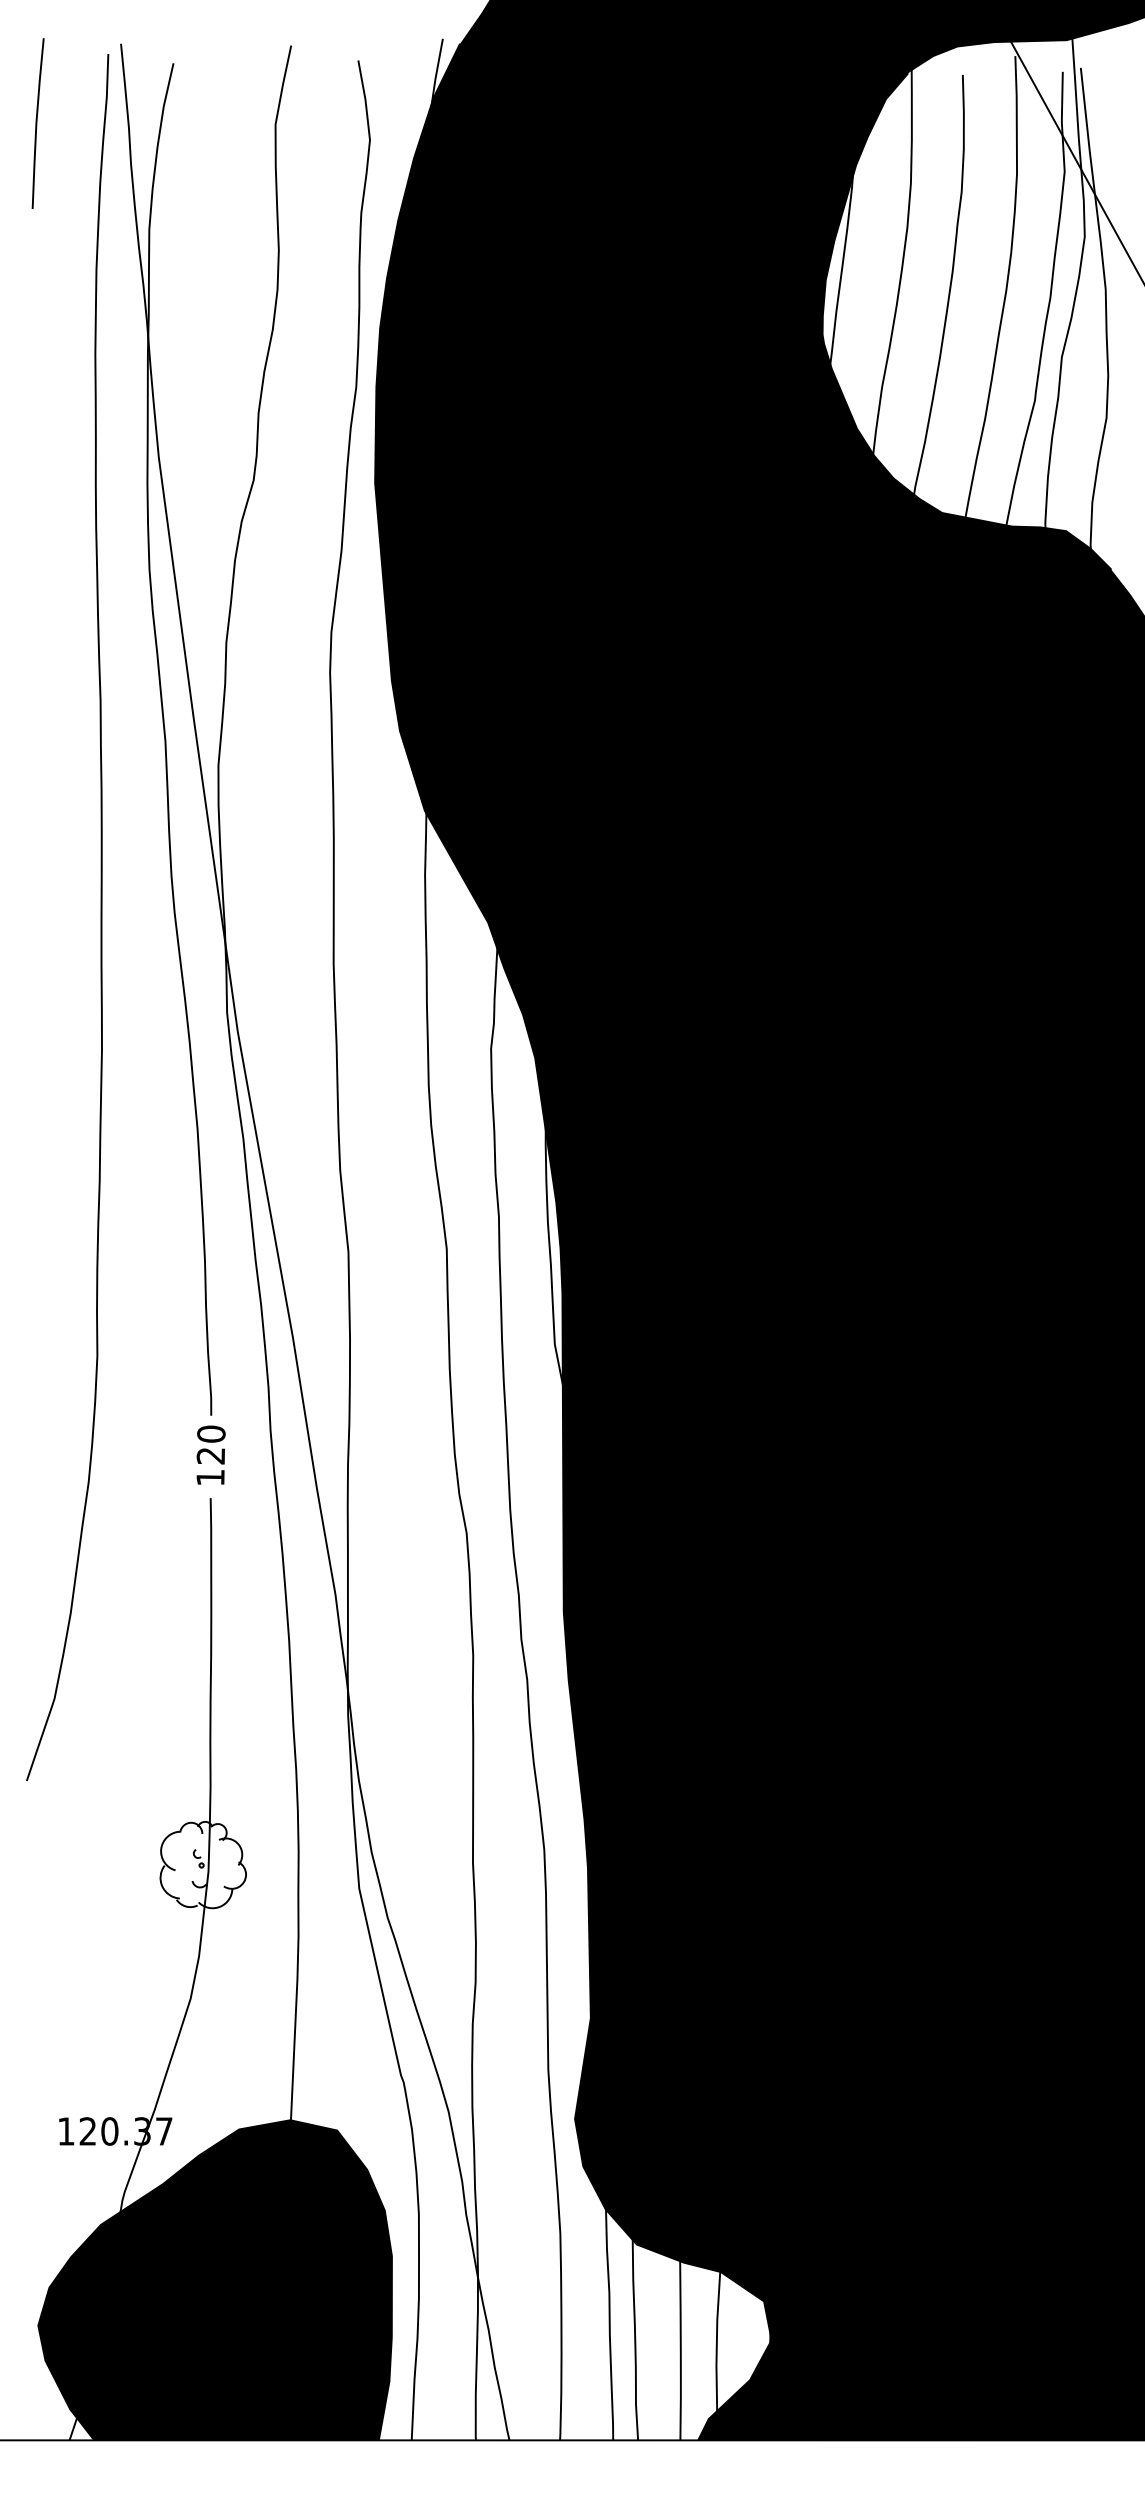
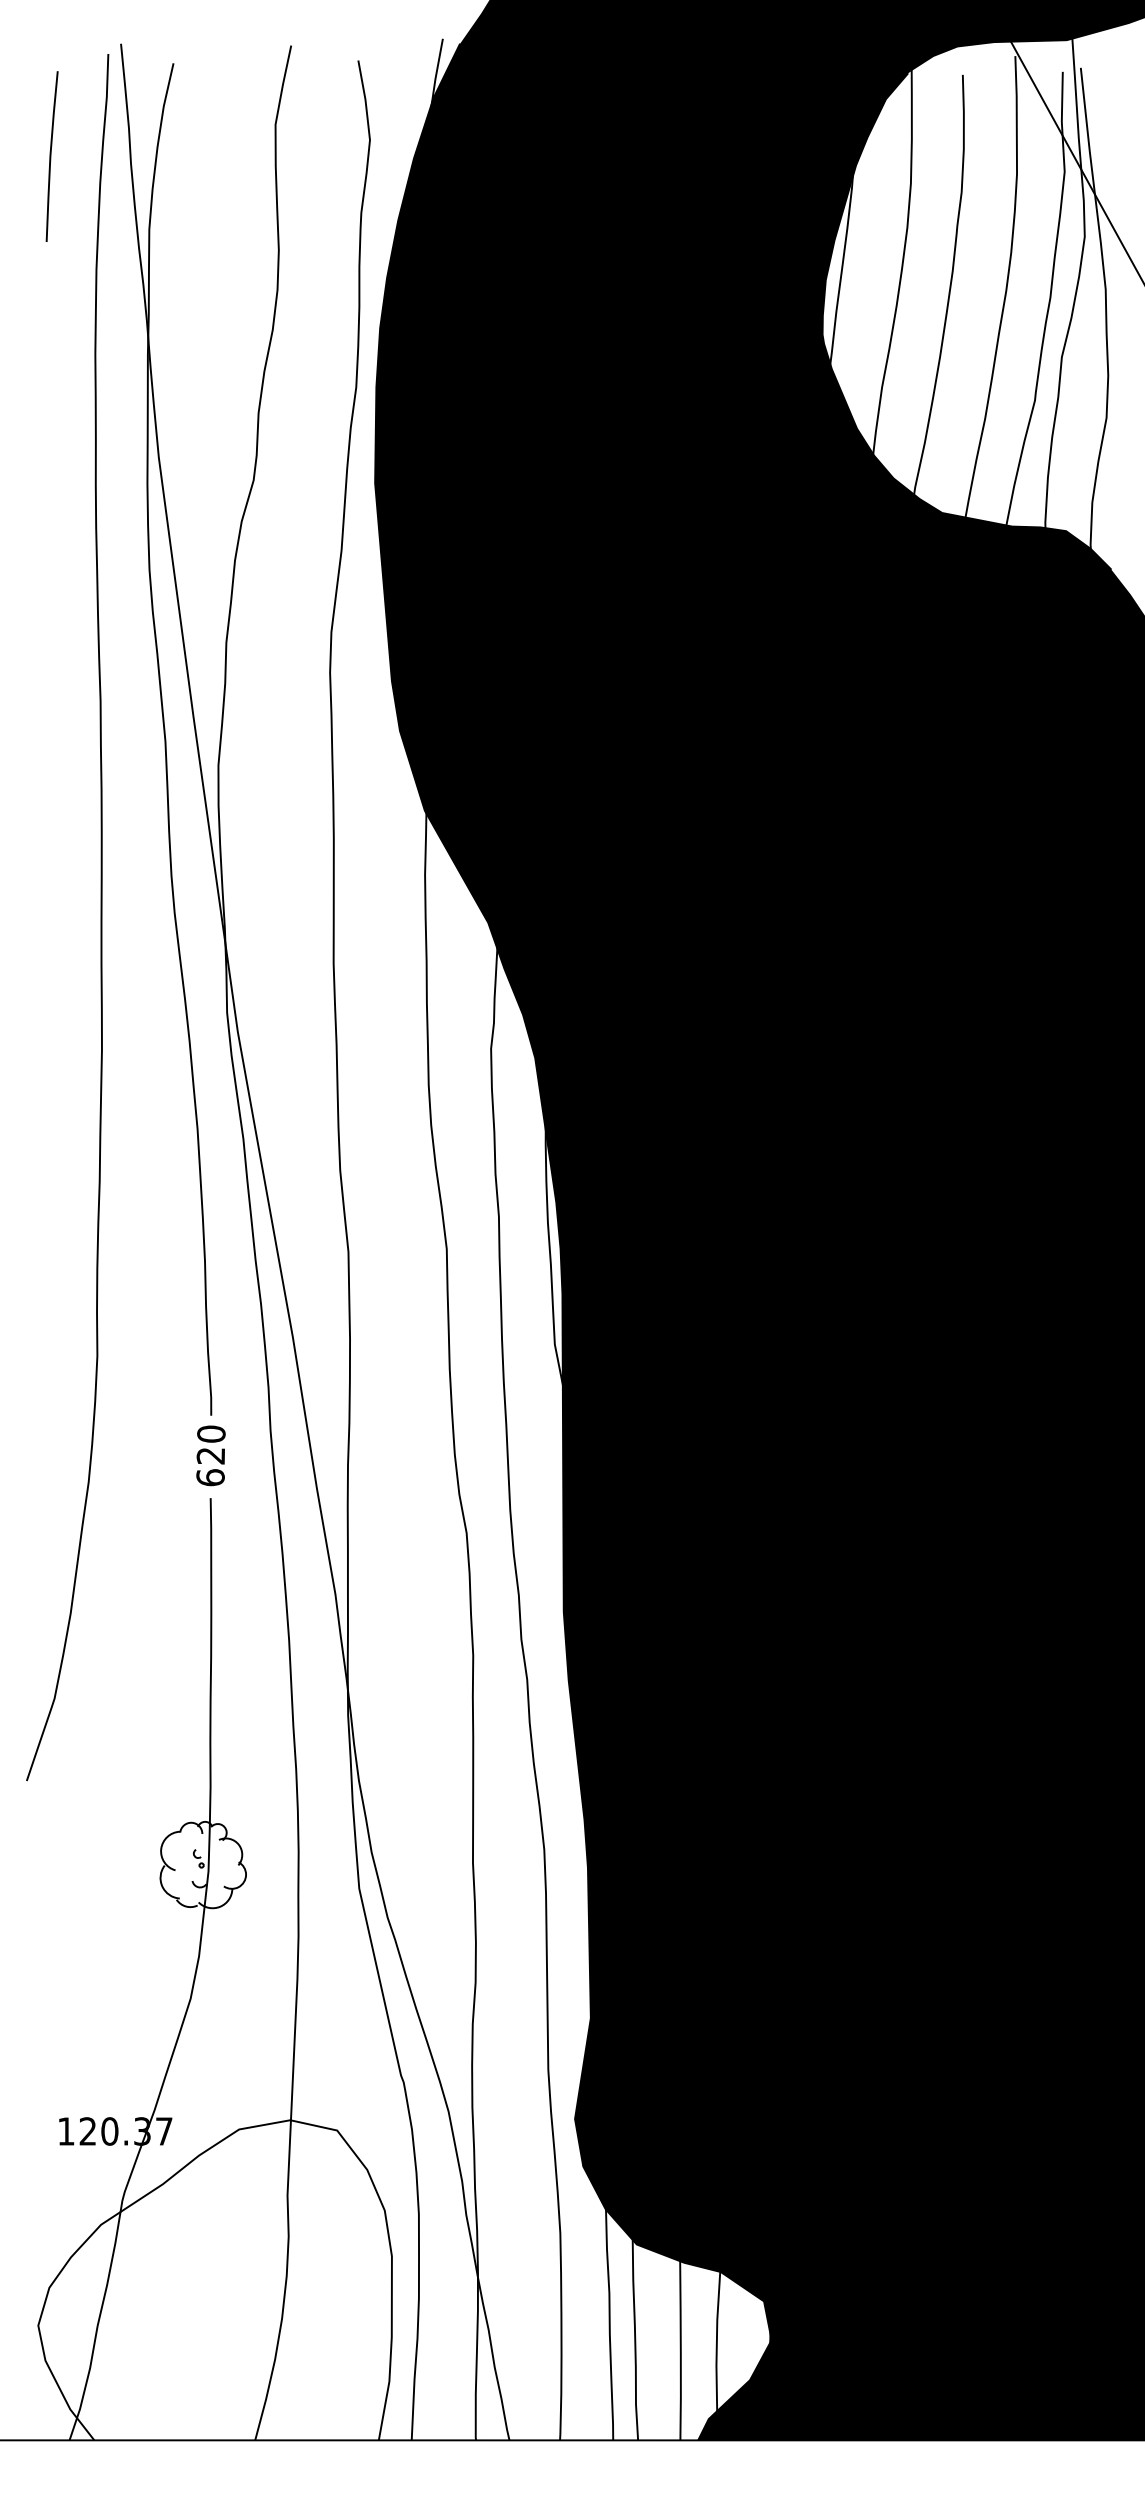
line position: (37, 123) -> (51, 156) (51, 156)
text: 120 -> 620 (210, 1477)
fill: present -> none (214, 2280)
